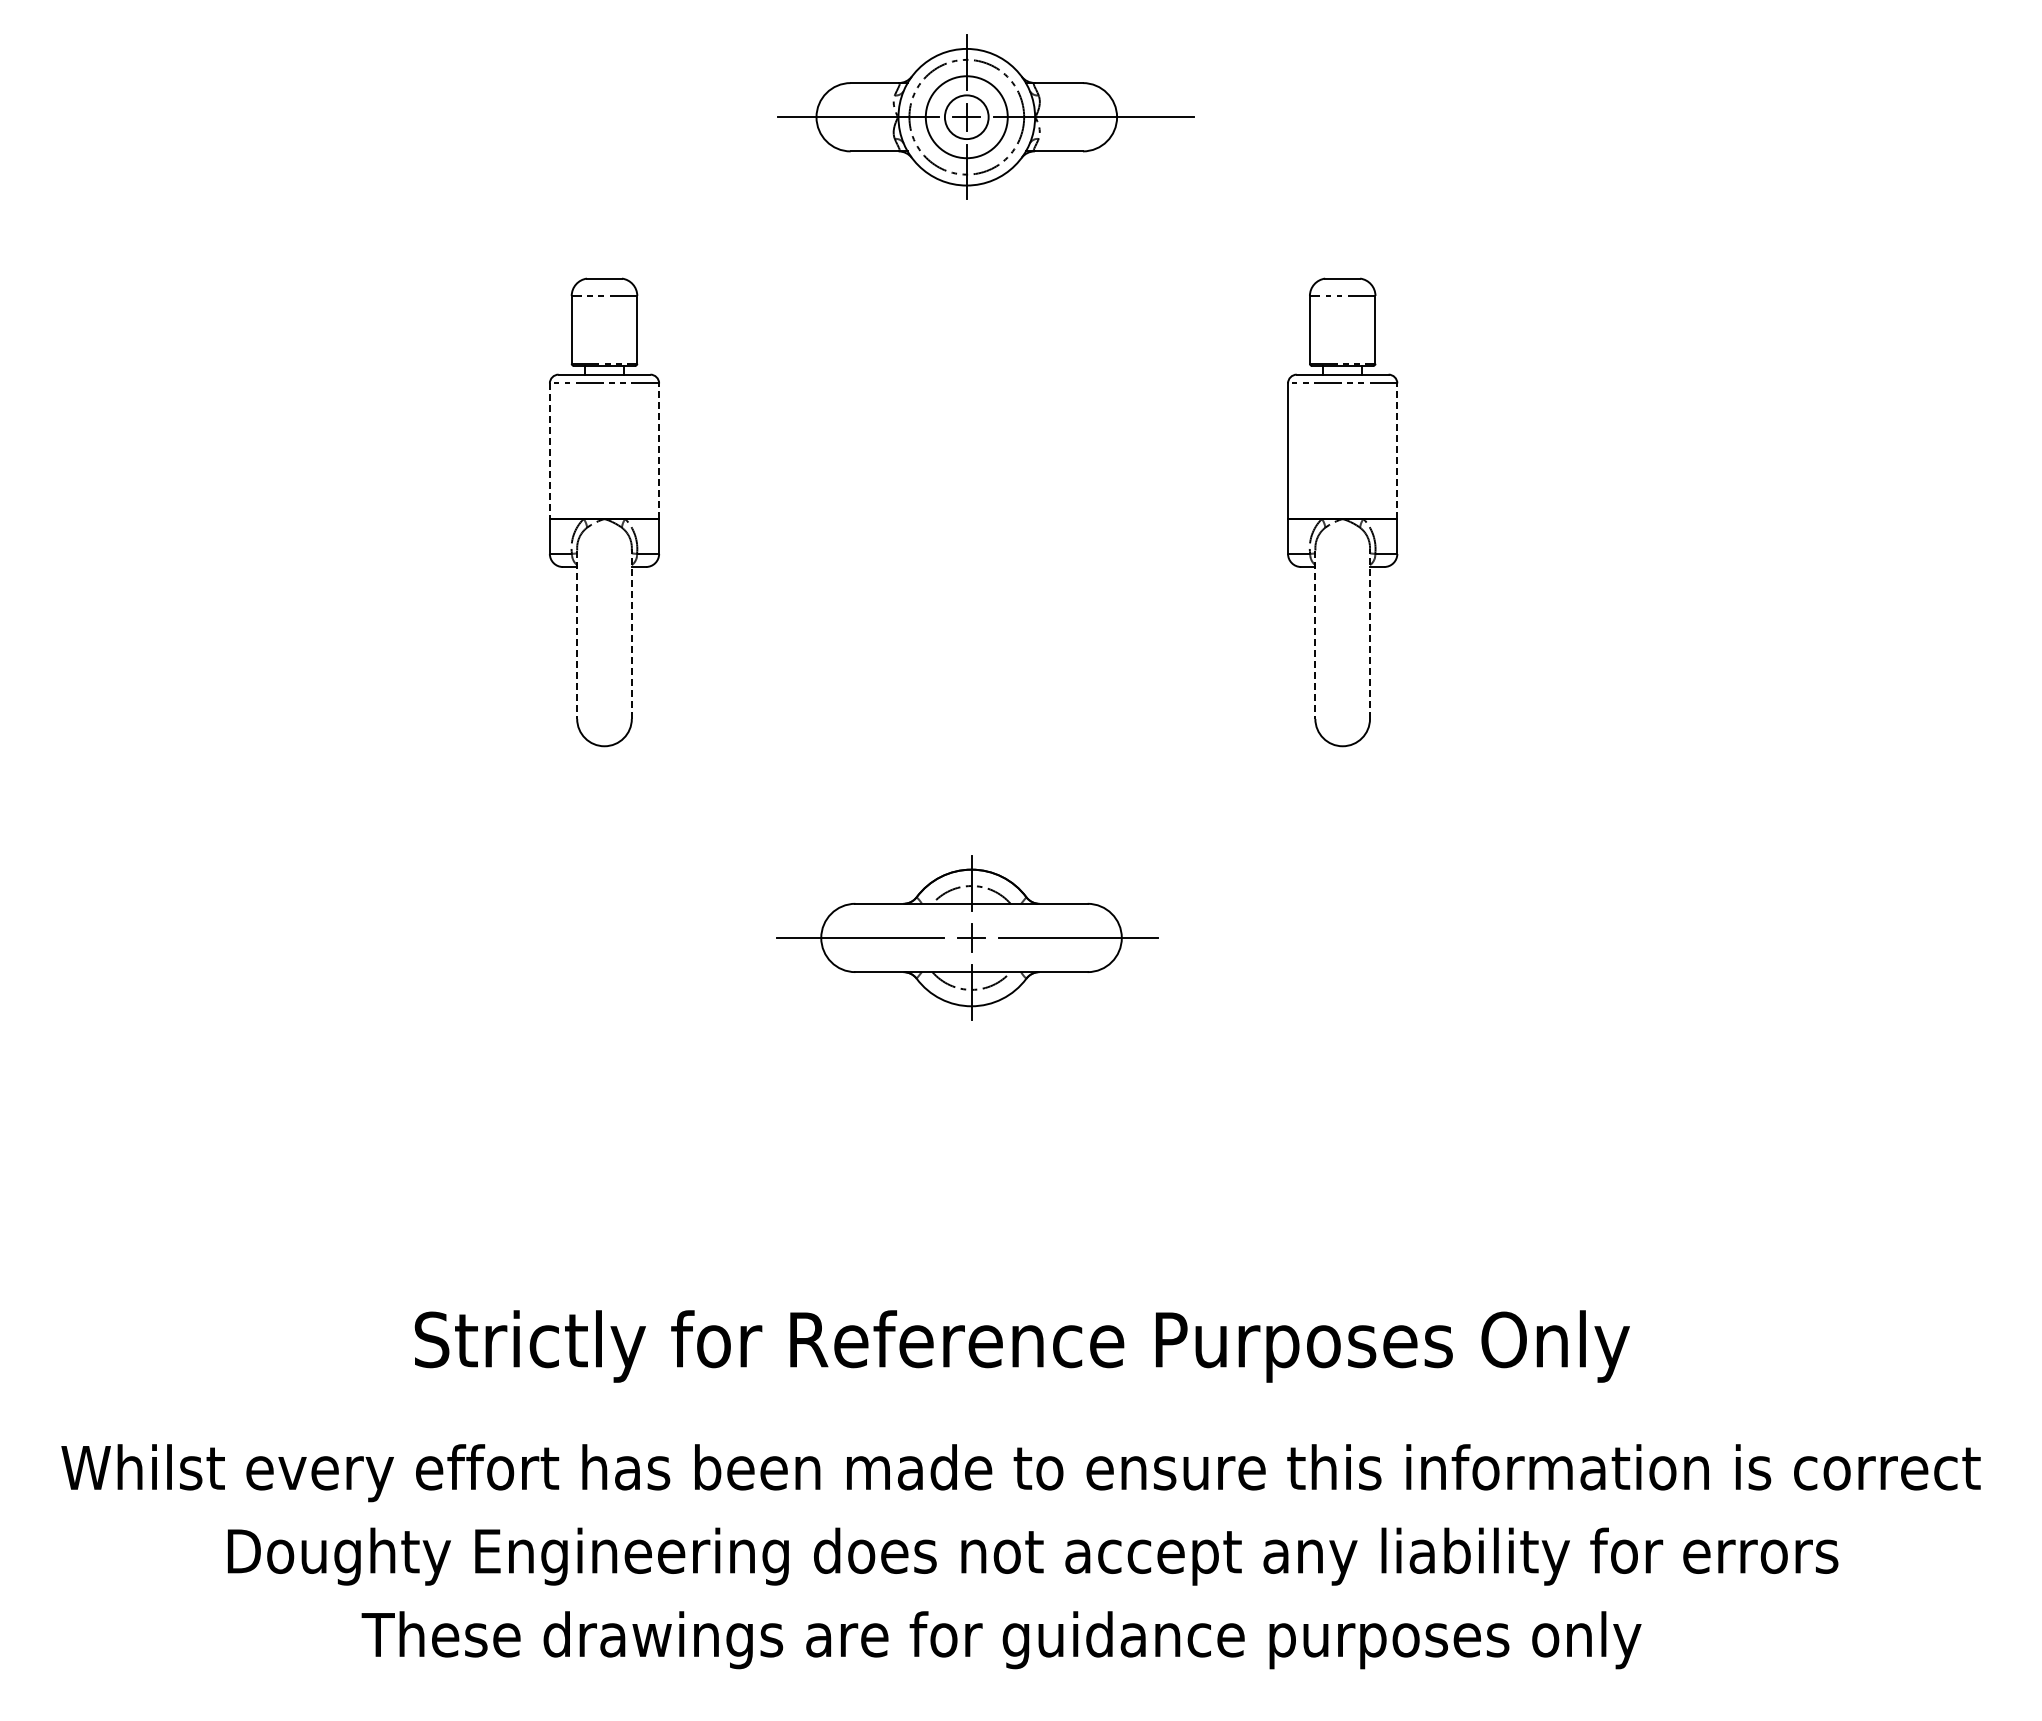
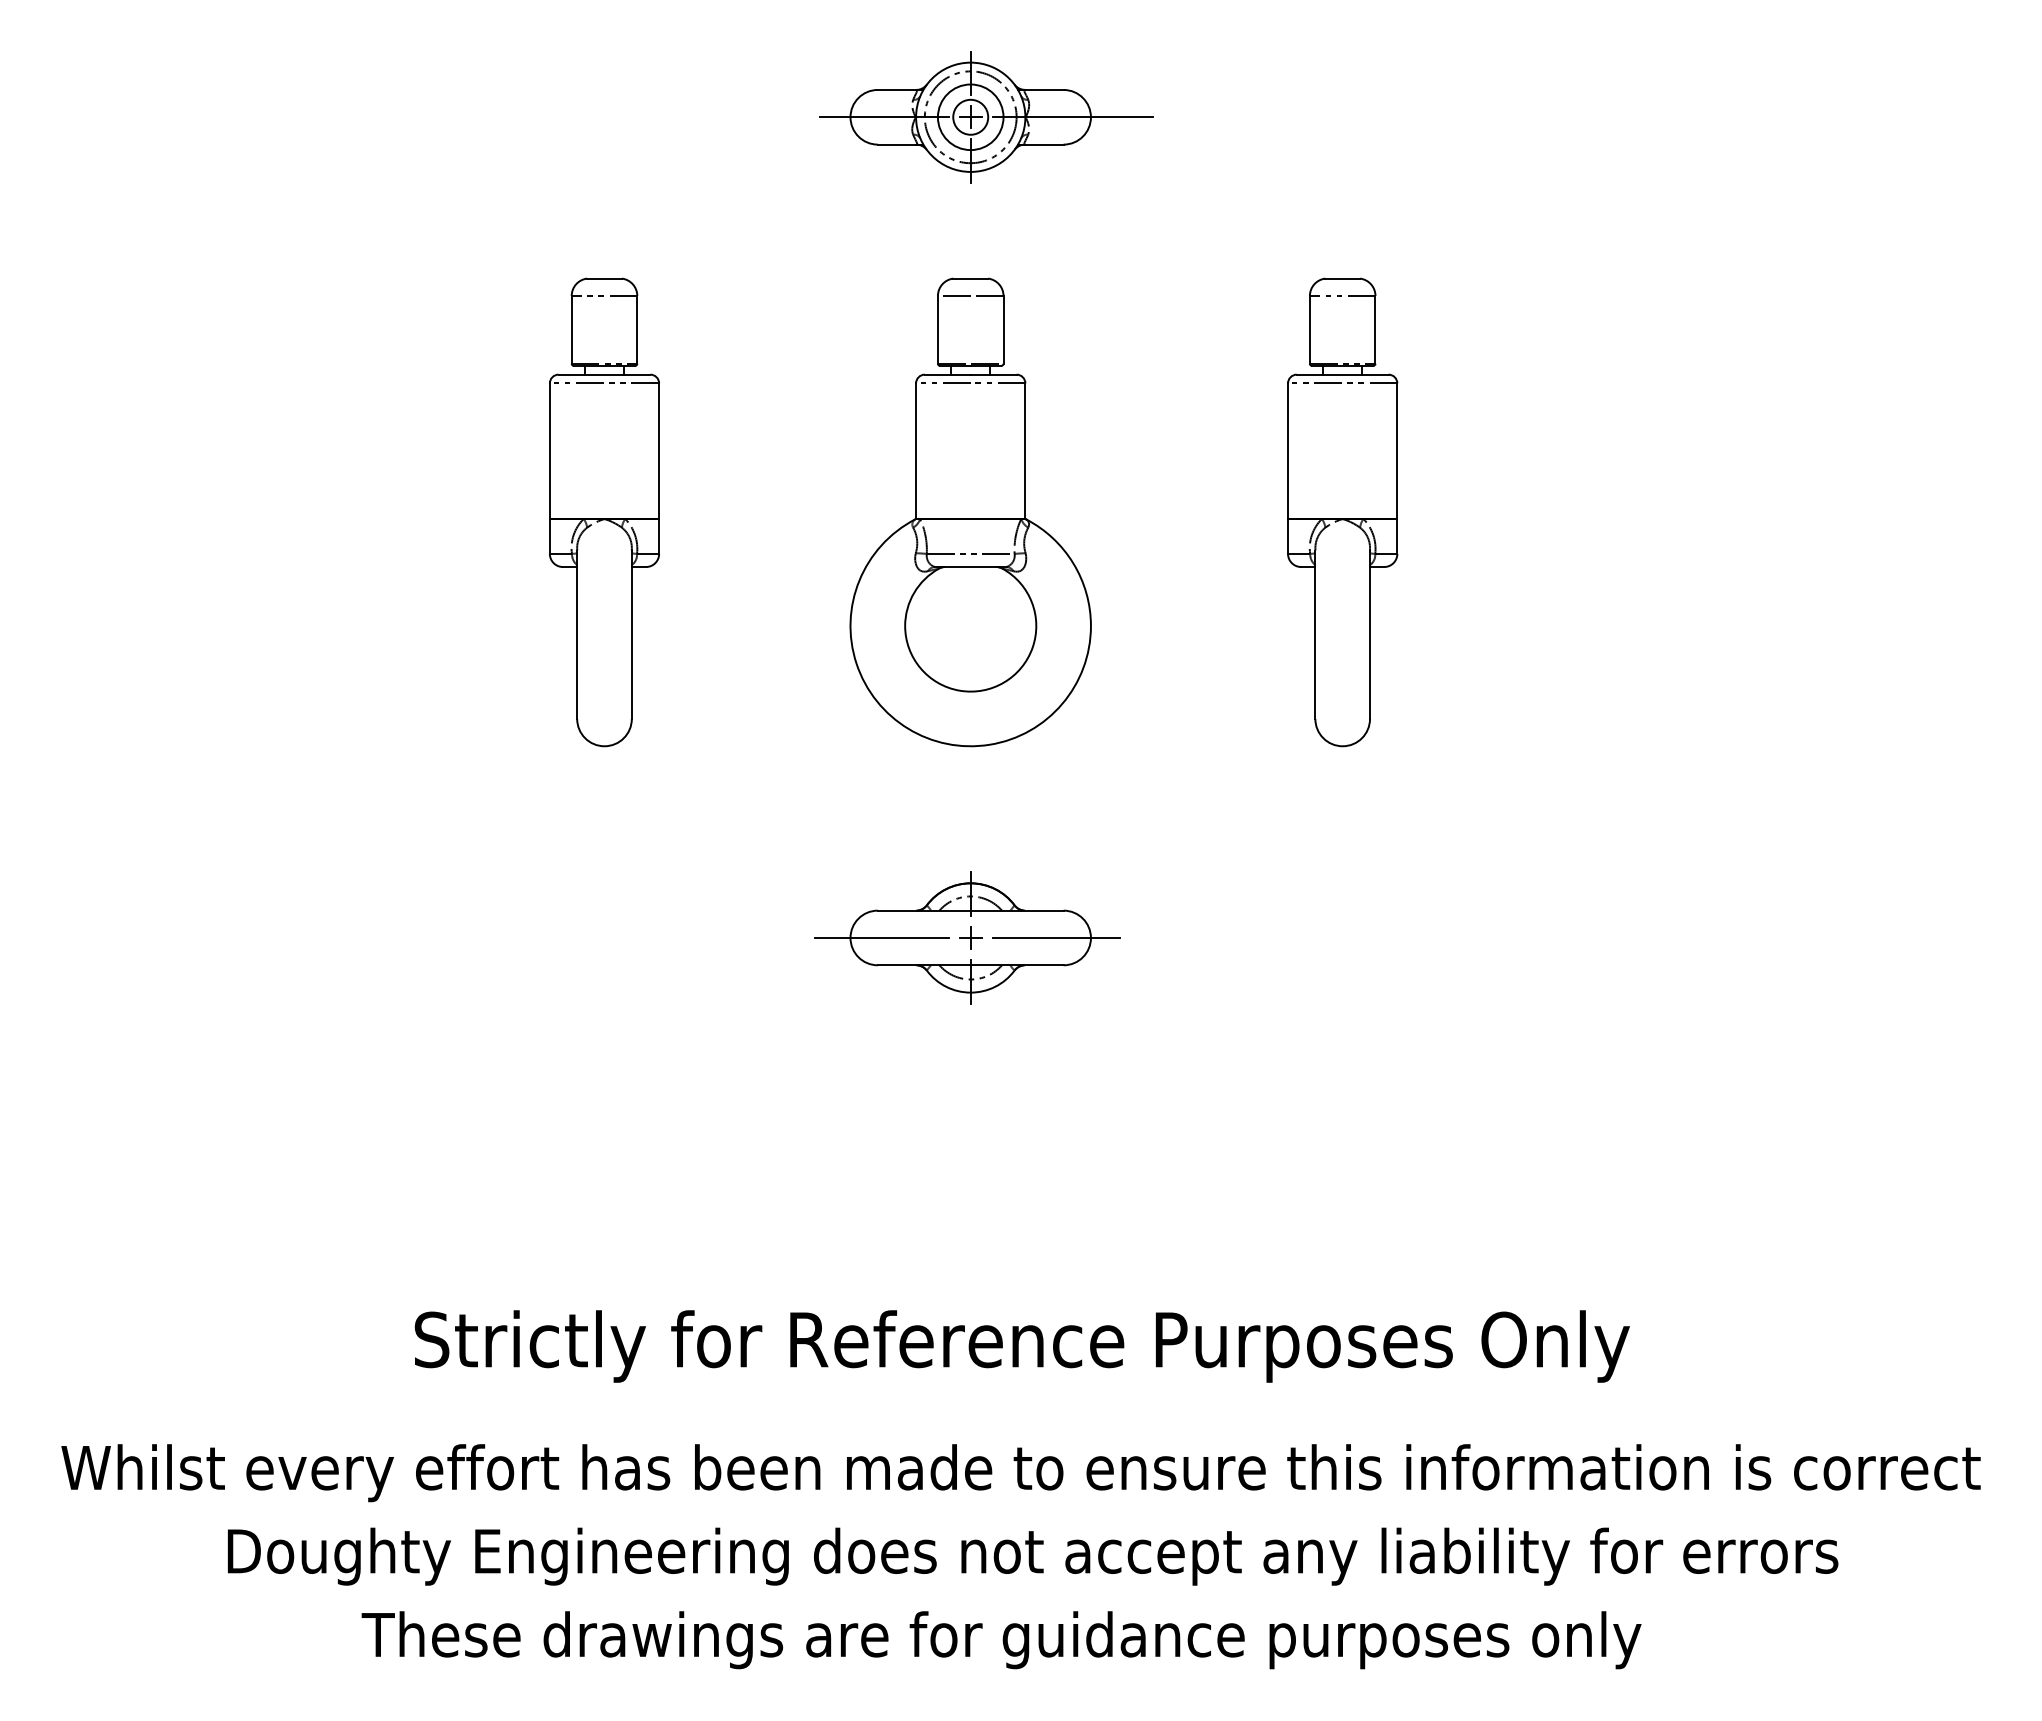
part size: 418x166 px -> 335x133 px (986, 117)
line: dashed -> solid (549, 451)
line: dashed -> solid (659, 451)
line: dashed -> solid (1397, 451)
part: none -> present (970, 512)
line: dashed -> solid (631, 634)
line: dashed -> solid (1370, 634)
line: dashed -> solid (577, 635)
line: dashed -> solid (1315, 635)
part size: 383x166 px -> 307x134 px (967, 937)
